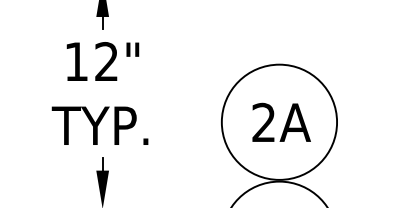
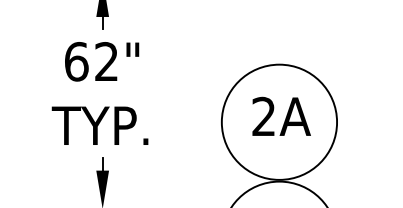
text: 12" -> 62" (76, 61)
text position: (281, 121) -> (281, 115) (281, 115)
